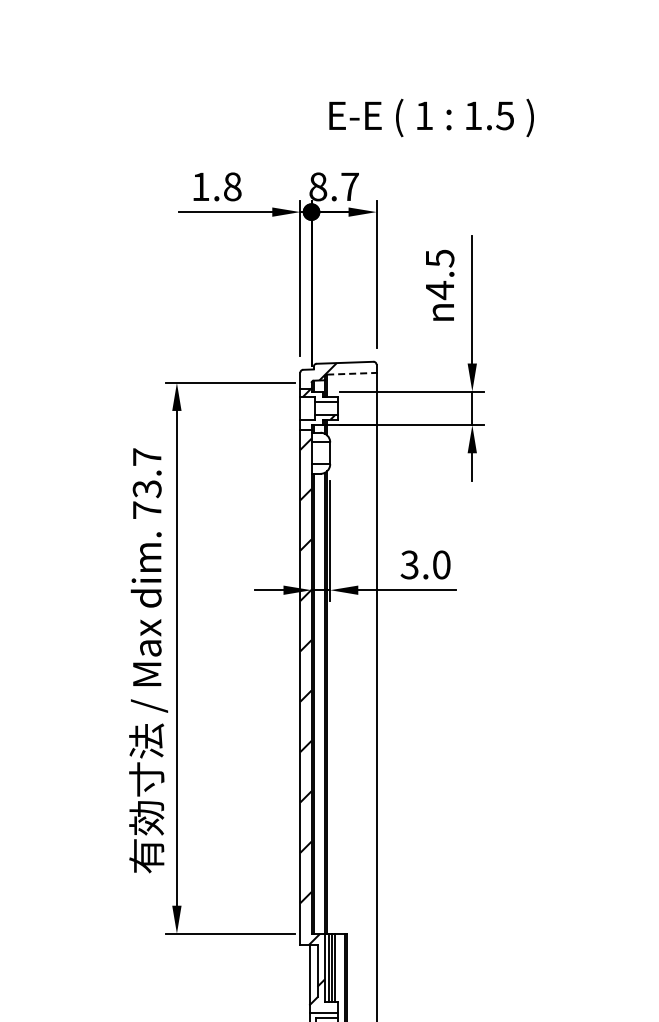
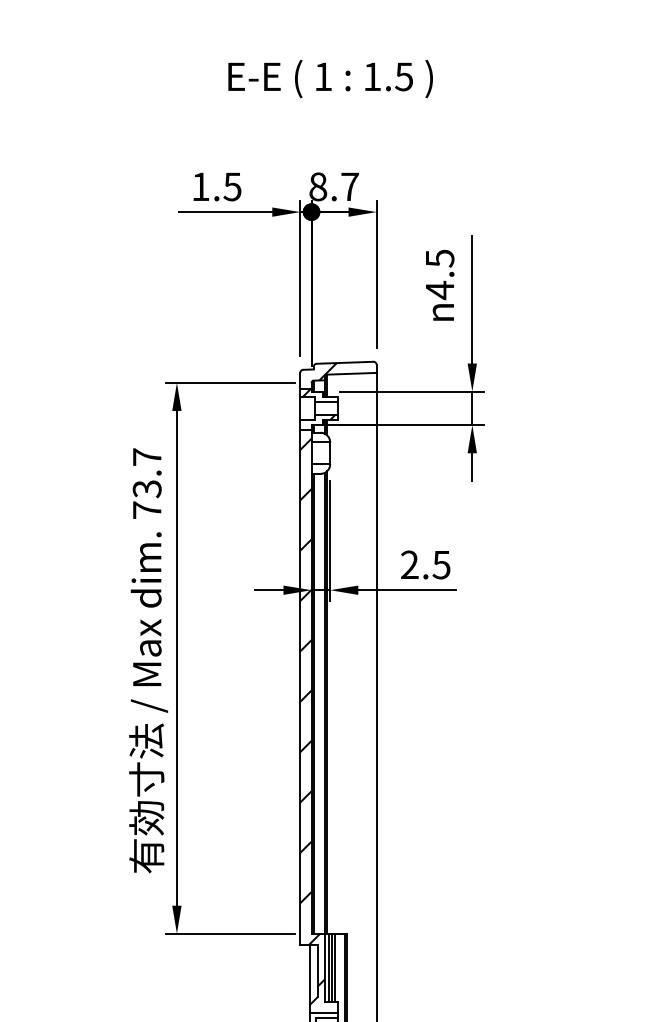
text position: (431, 117) -> (330, 78) (330, 78)
text: 1.8 -> 1.5 (232, 186)
line: dashed -> solid (351, 373)
text: 3.0 -> 2.5 (425, 564)
